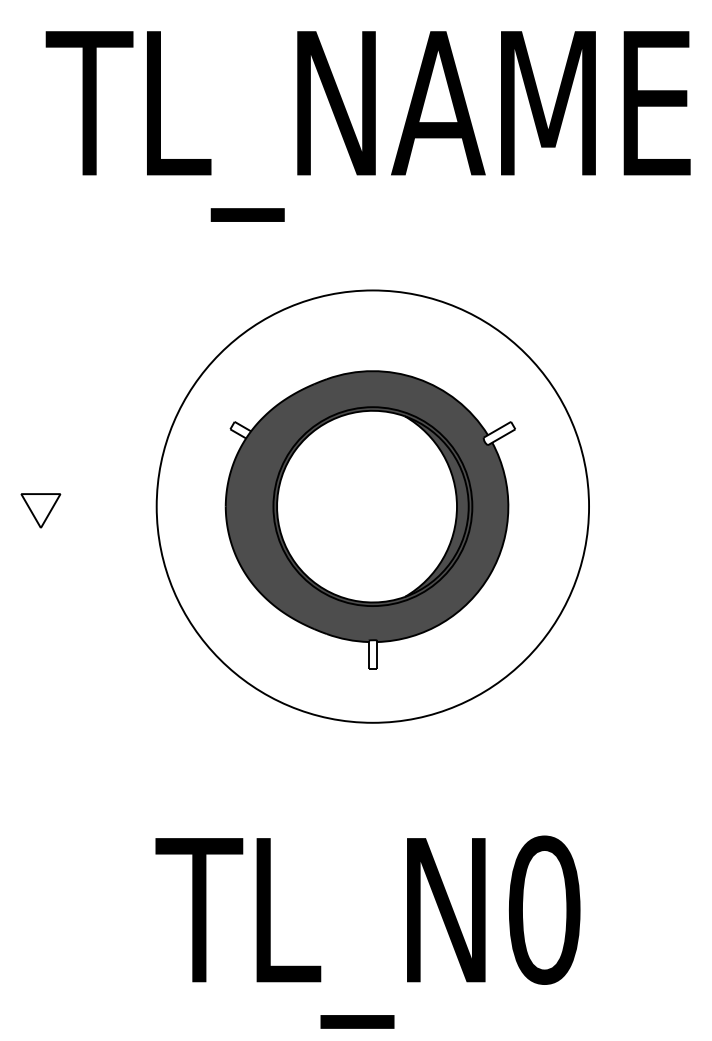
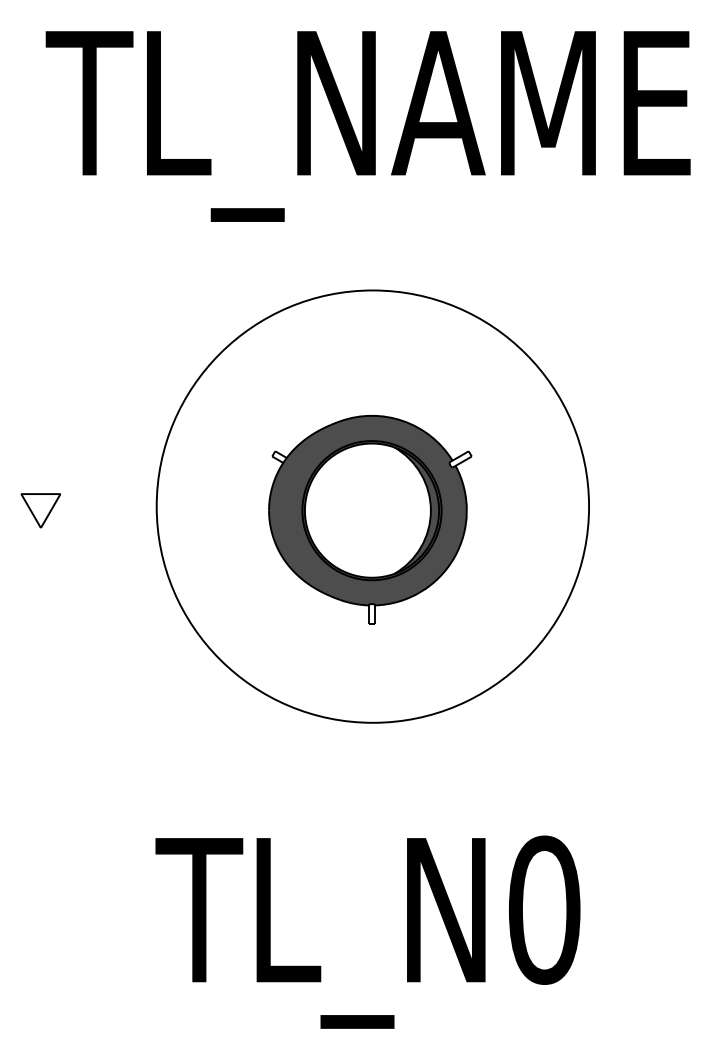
part size: 292x300 px -> 205x210 px (370, 519)
